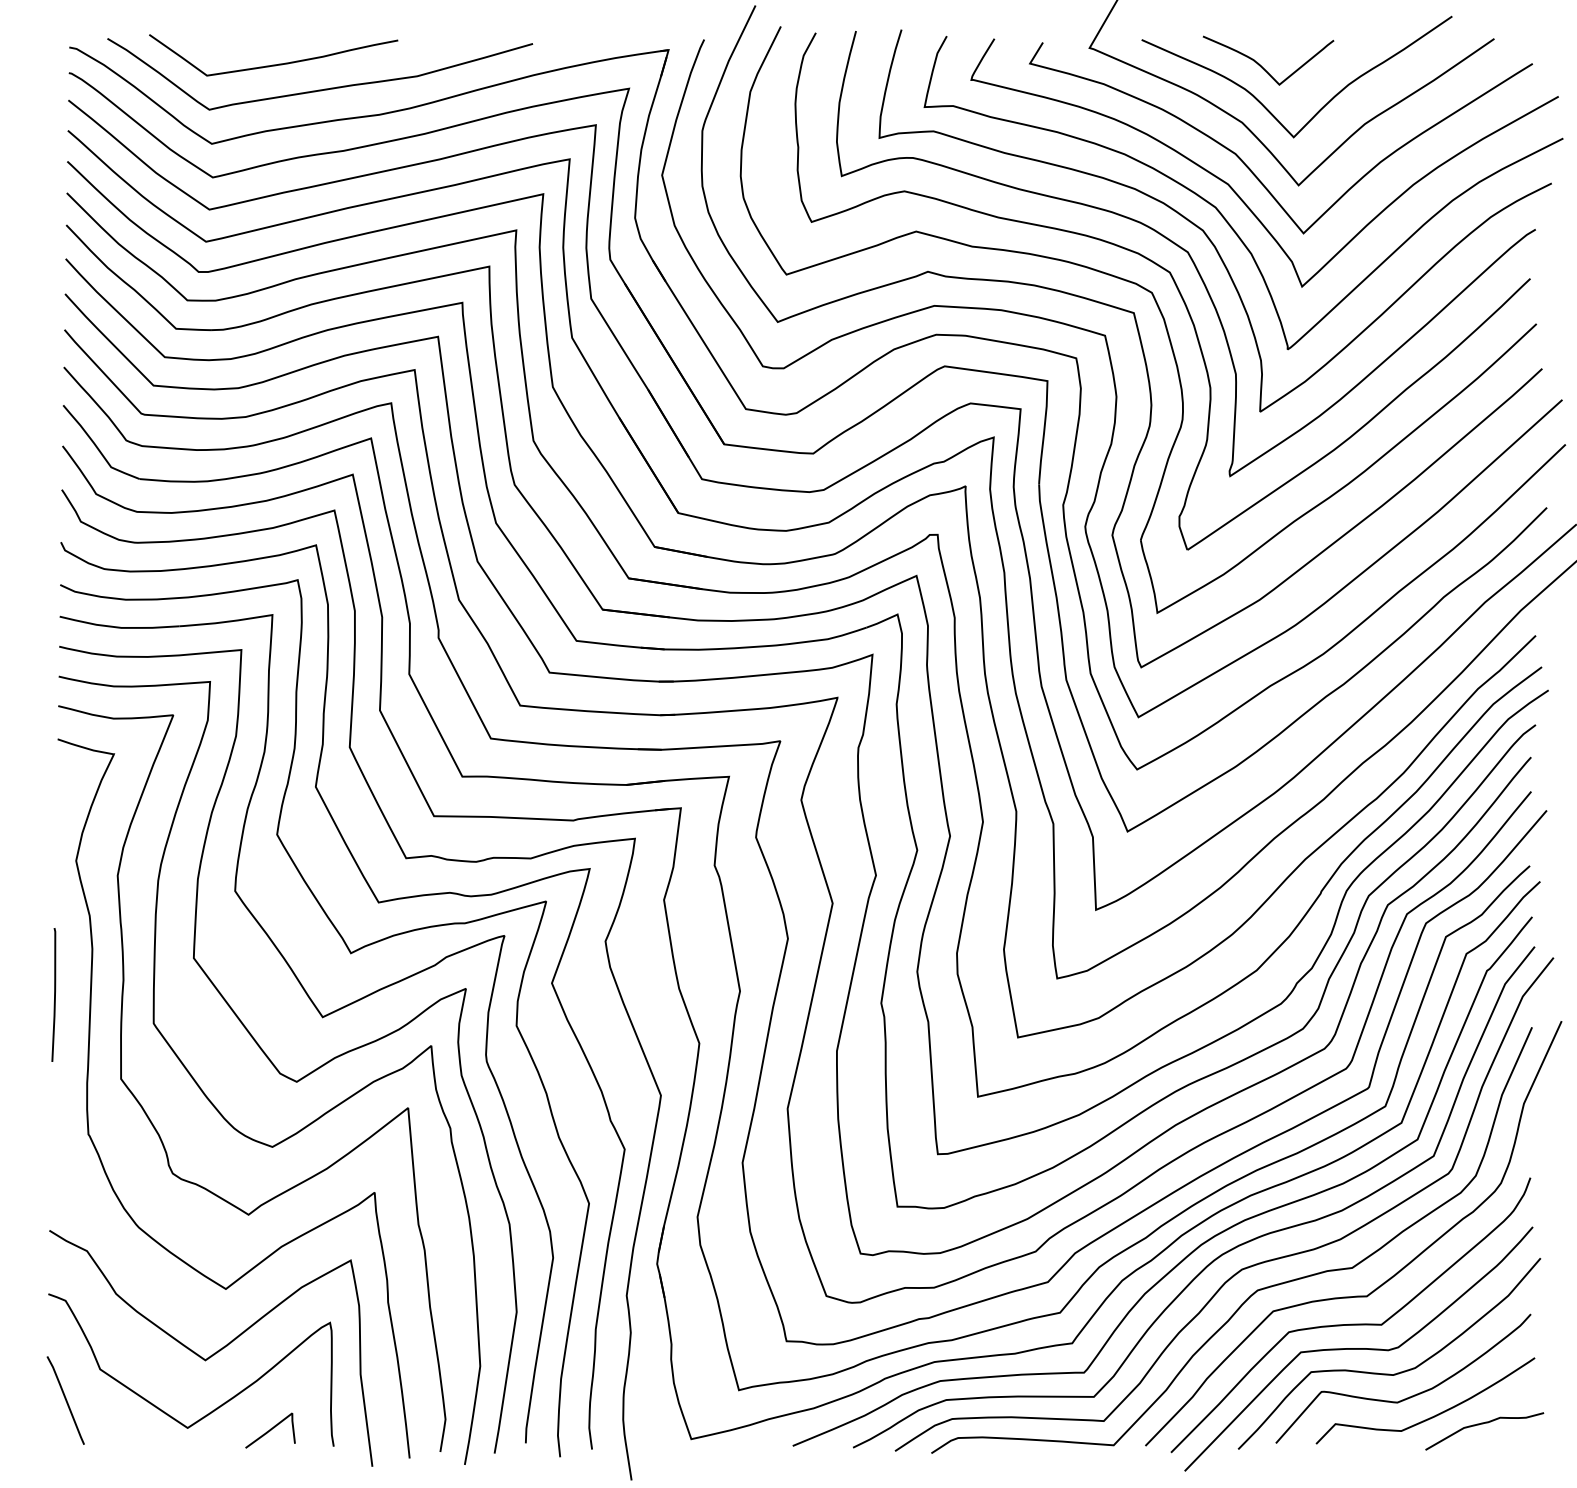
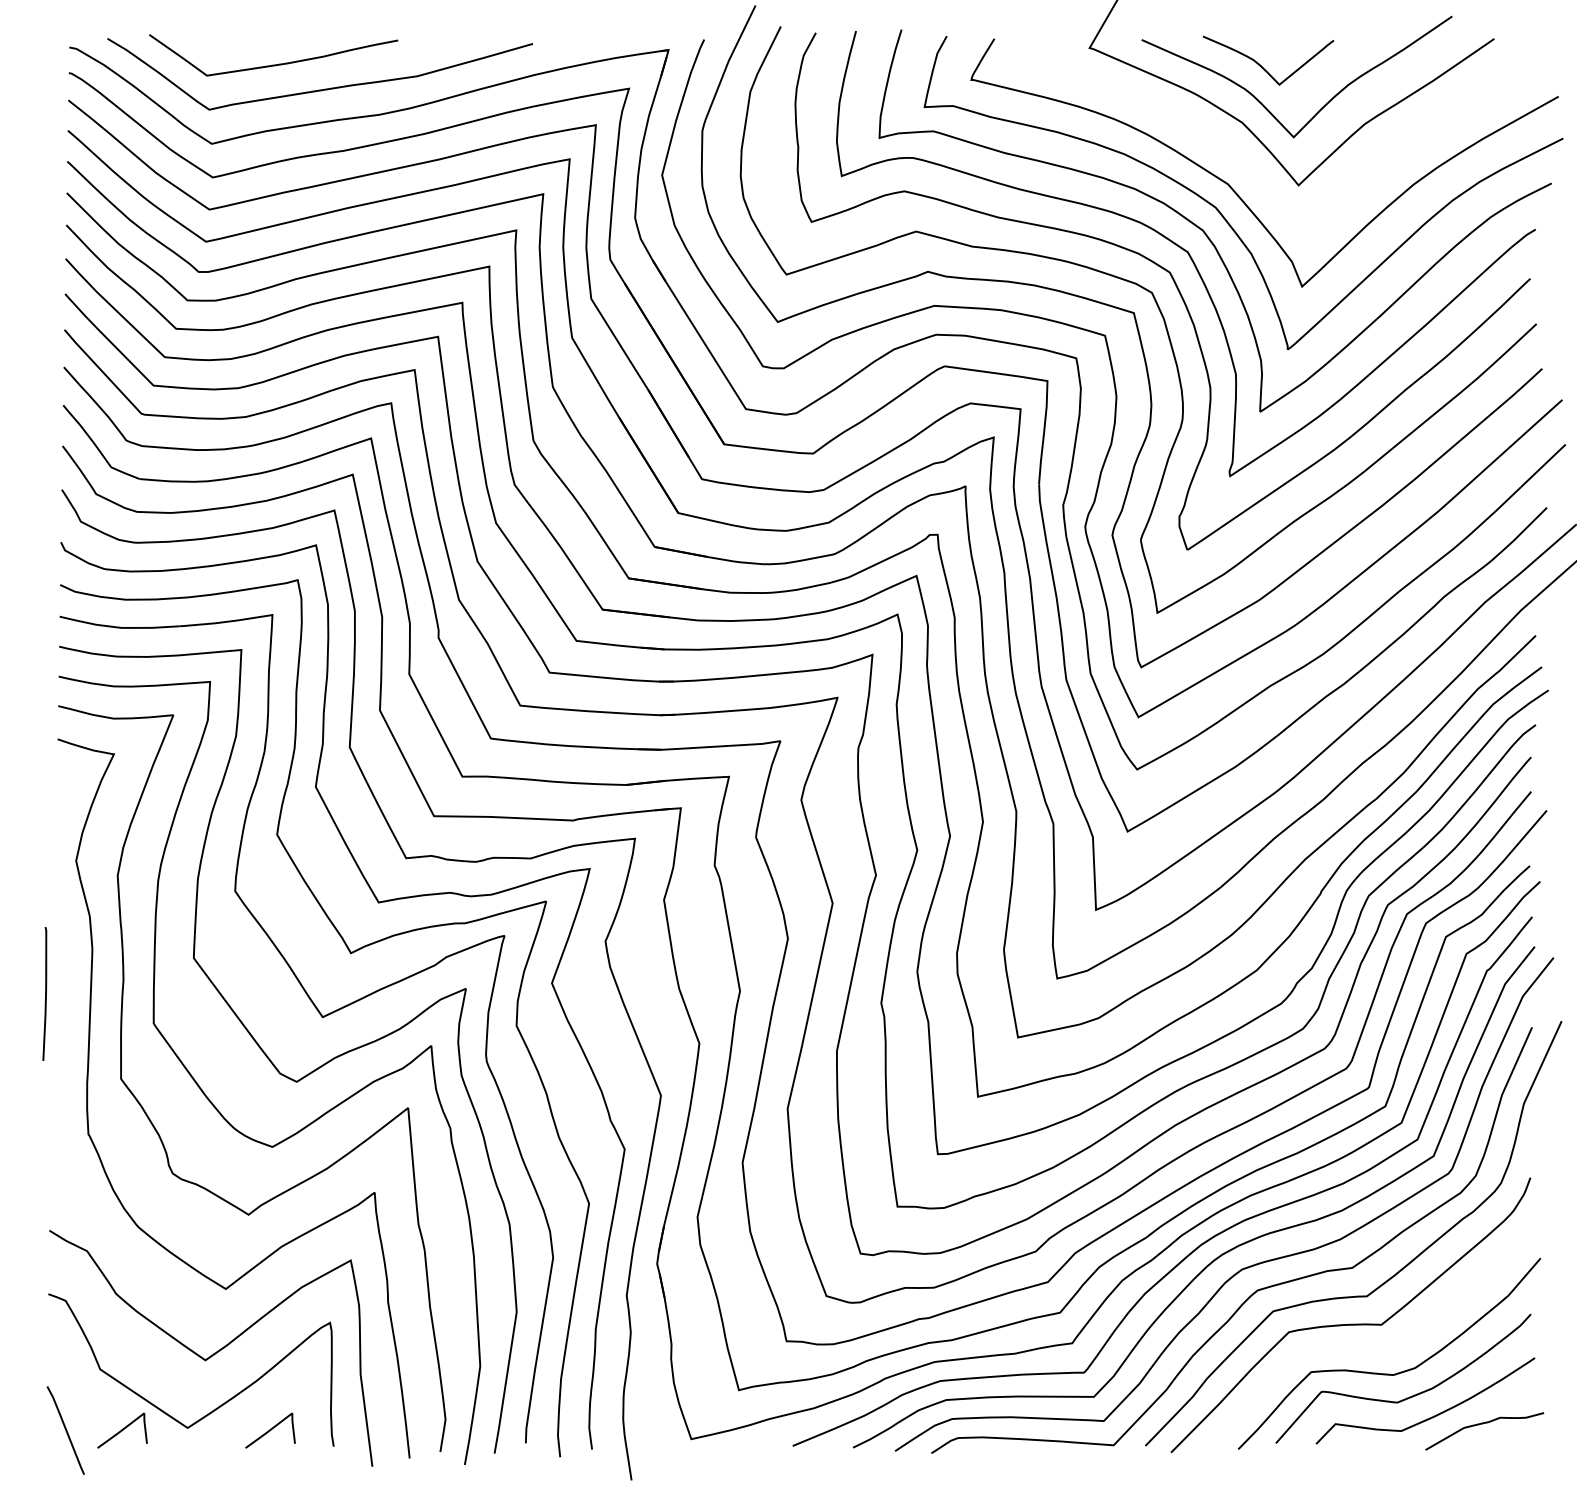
curve: present -> none (1250, 168)
curve position: (54, 994) -> (45, 993) (45, 993)
curve: present -> none (1358, 1348)
line position: (65, 1400) -> (65, 1430) (65, 1430)
line: none -> present (122, 1430)
